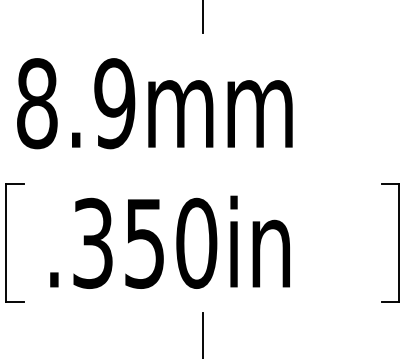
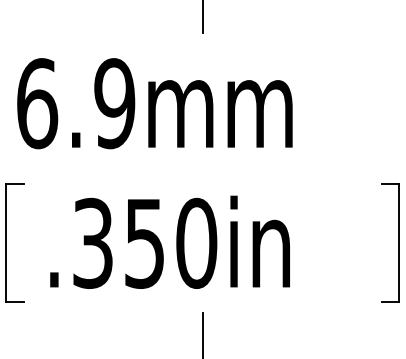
text: 8.9mm -> 6.9mm (37, 103)
